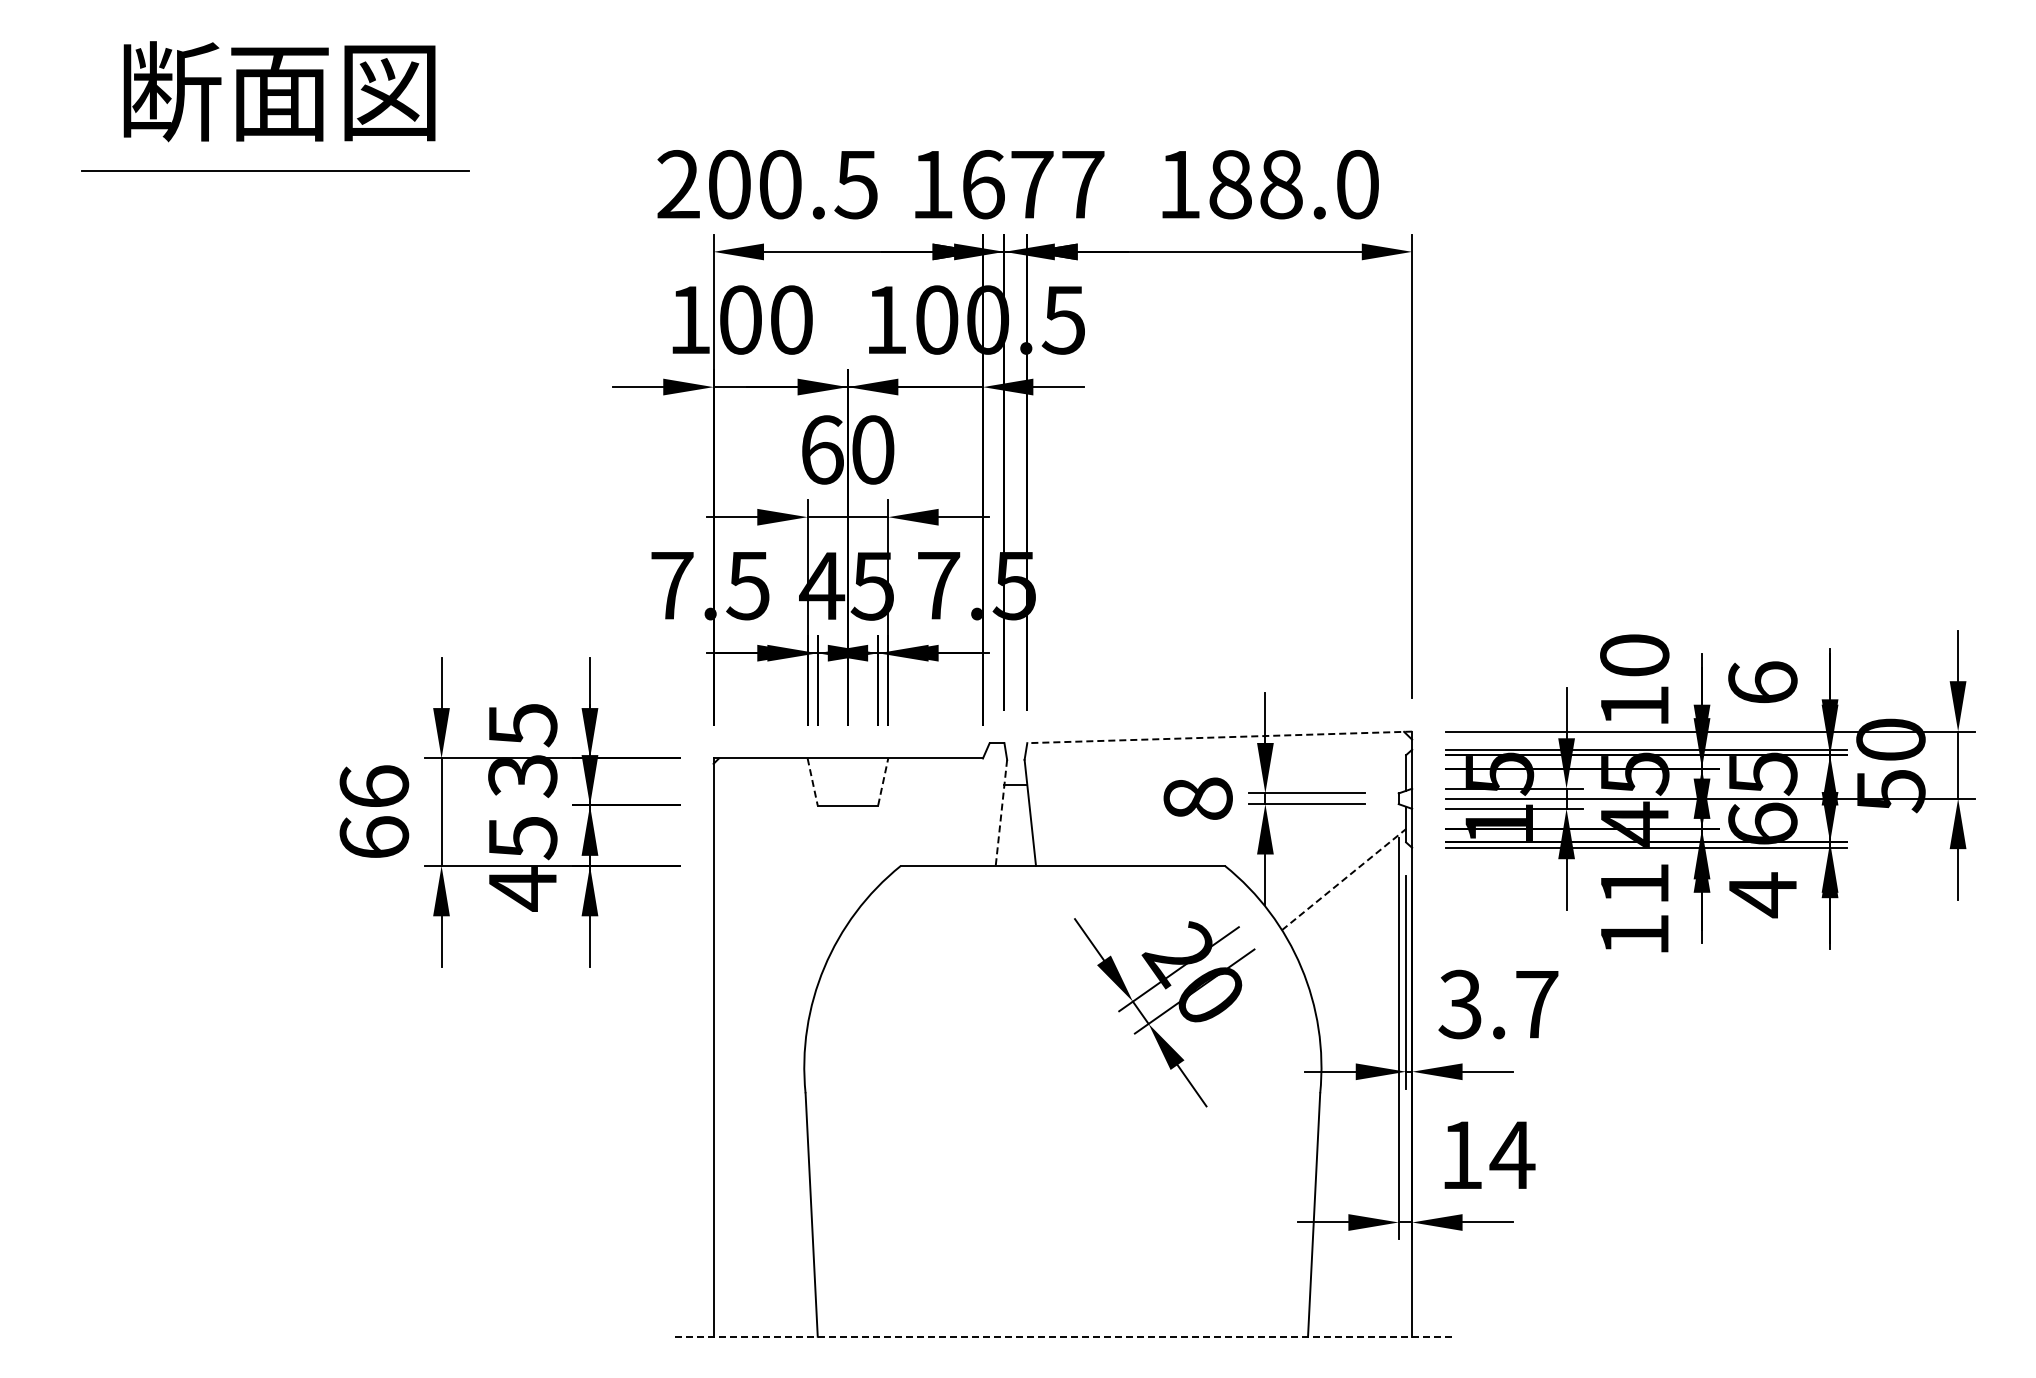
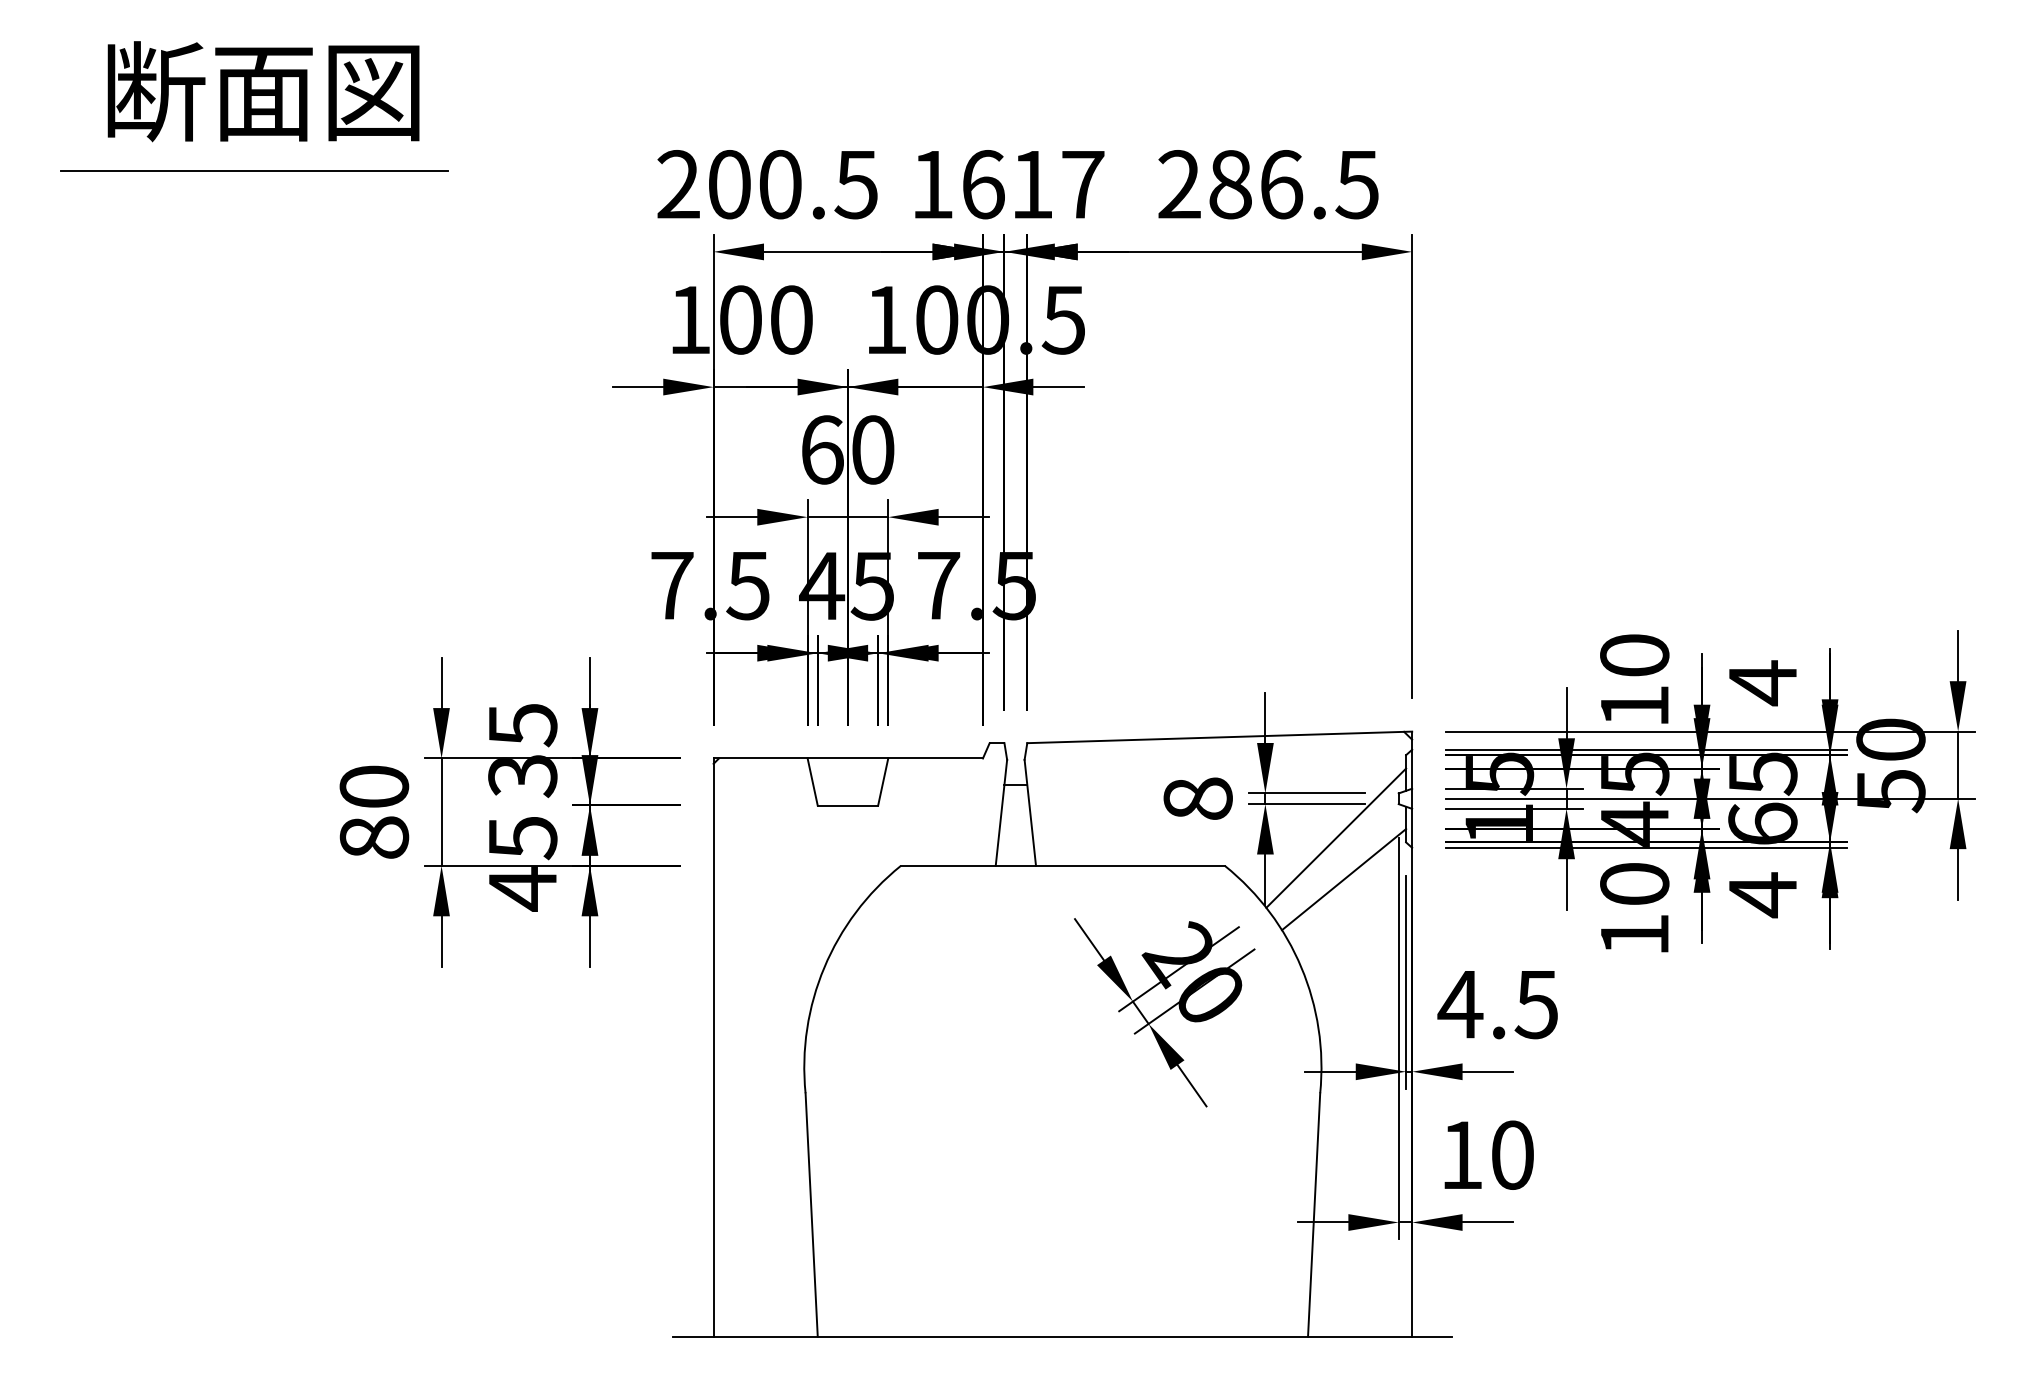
text position: (279, 91) -> (263, 91) (263, 91)
line position: (275, 170) -> (254, 170) (254, 170)
text: 77 -> 17 (1032, 184)
text: 188.0 -> 286.5 (1268, 184)
text: 6 -> 4 (1762, 683)
line: dashed -> solid (1219, 737)
line: dashed -> solid (883, 781)
line: dashed -> solid (812, 782)
text: 66 -> 80 (374, 811)
line: dashed -> solid (1001, 813)
line: none -> present (1336, 837)
line: dashed -> solid (1344, 879)
text: 11 -> 10 (1634, 883)
text: 3.7 -> 4.5 (1497, 1004)
text: 14 -> 10 (1512, 1154)
line: dashed -> solid (1062, 1336)
